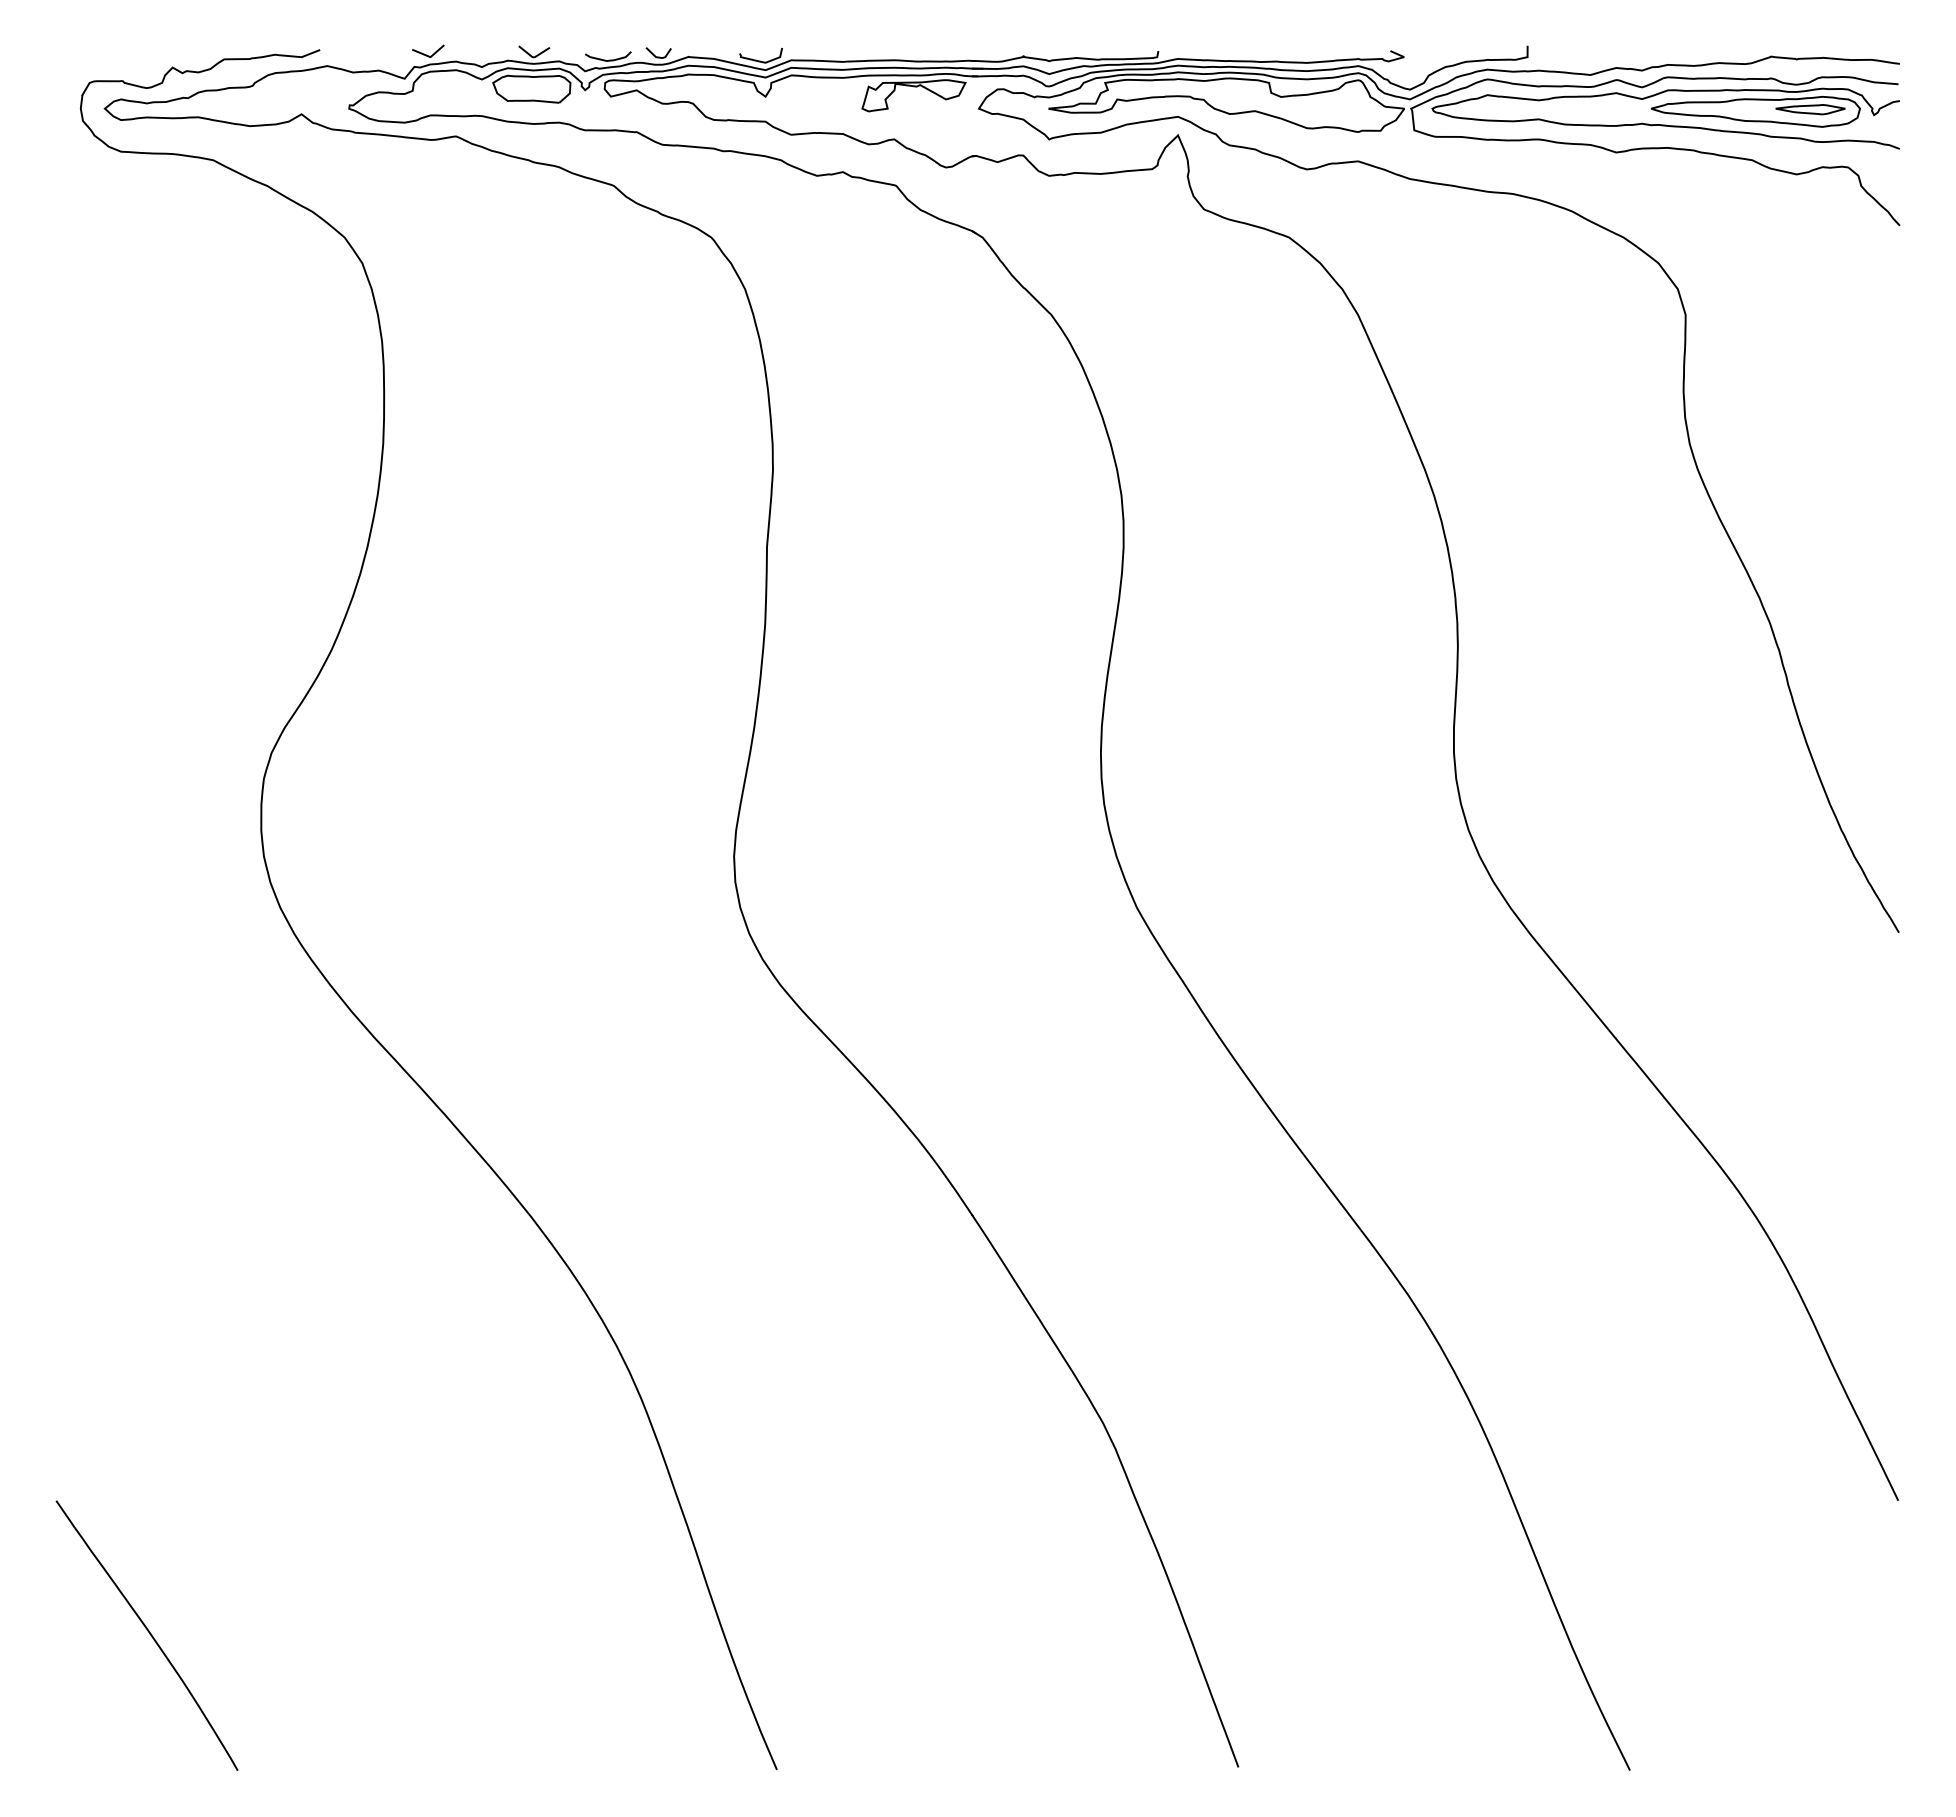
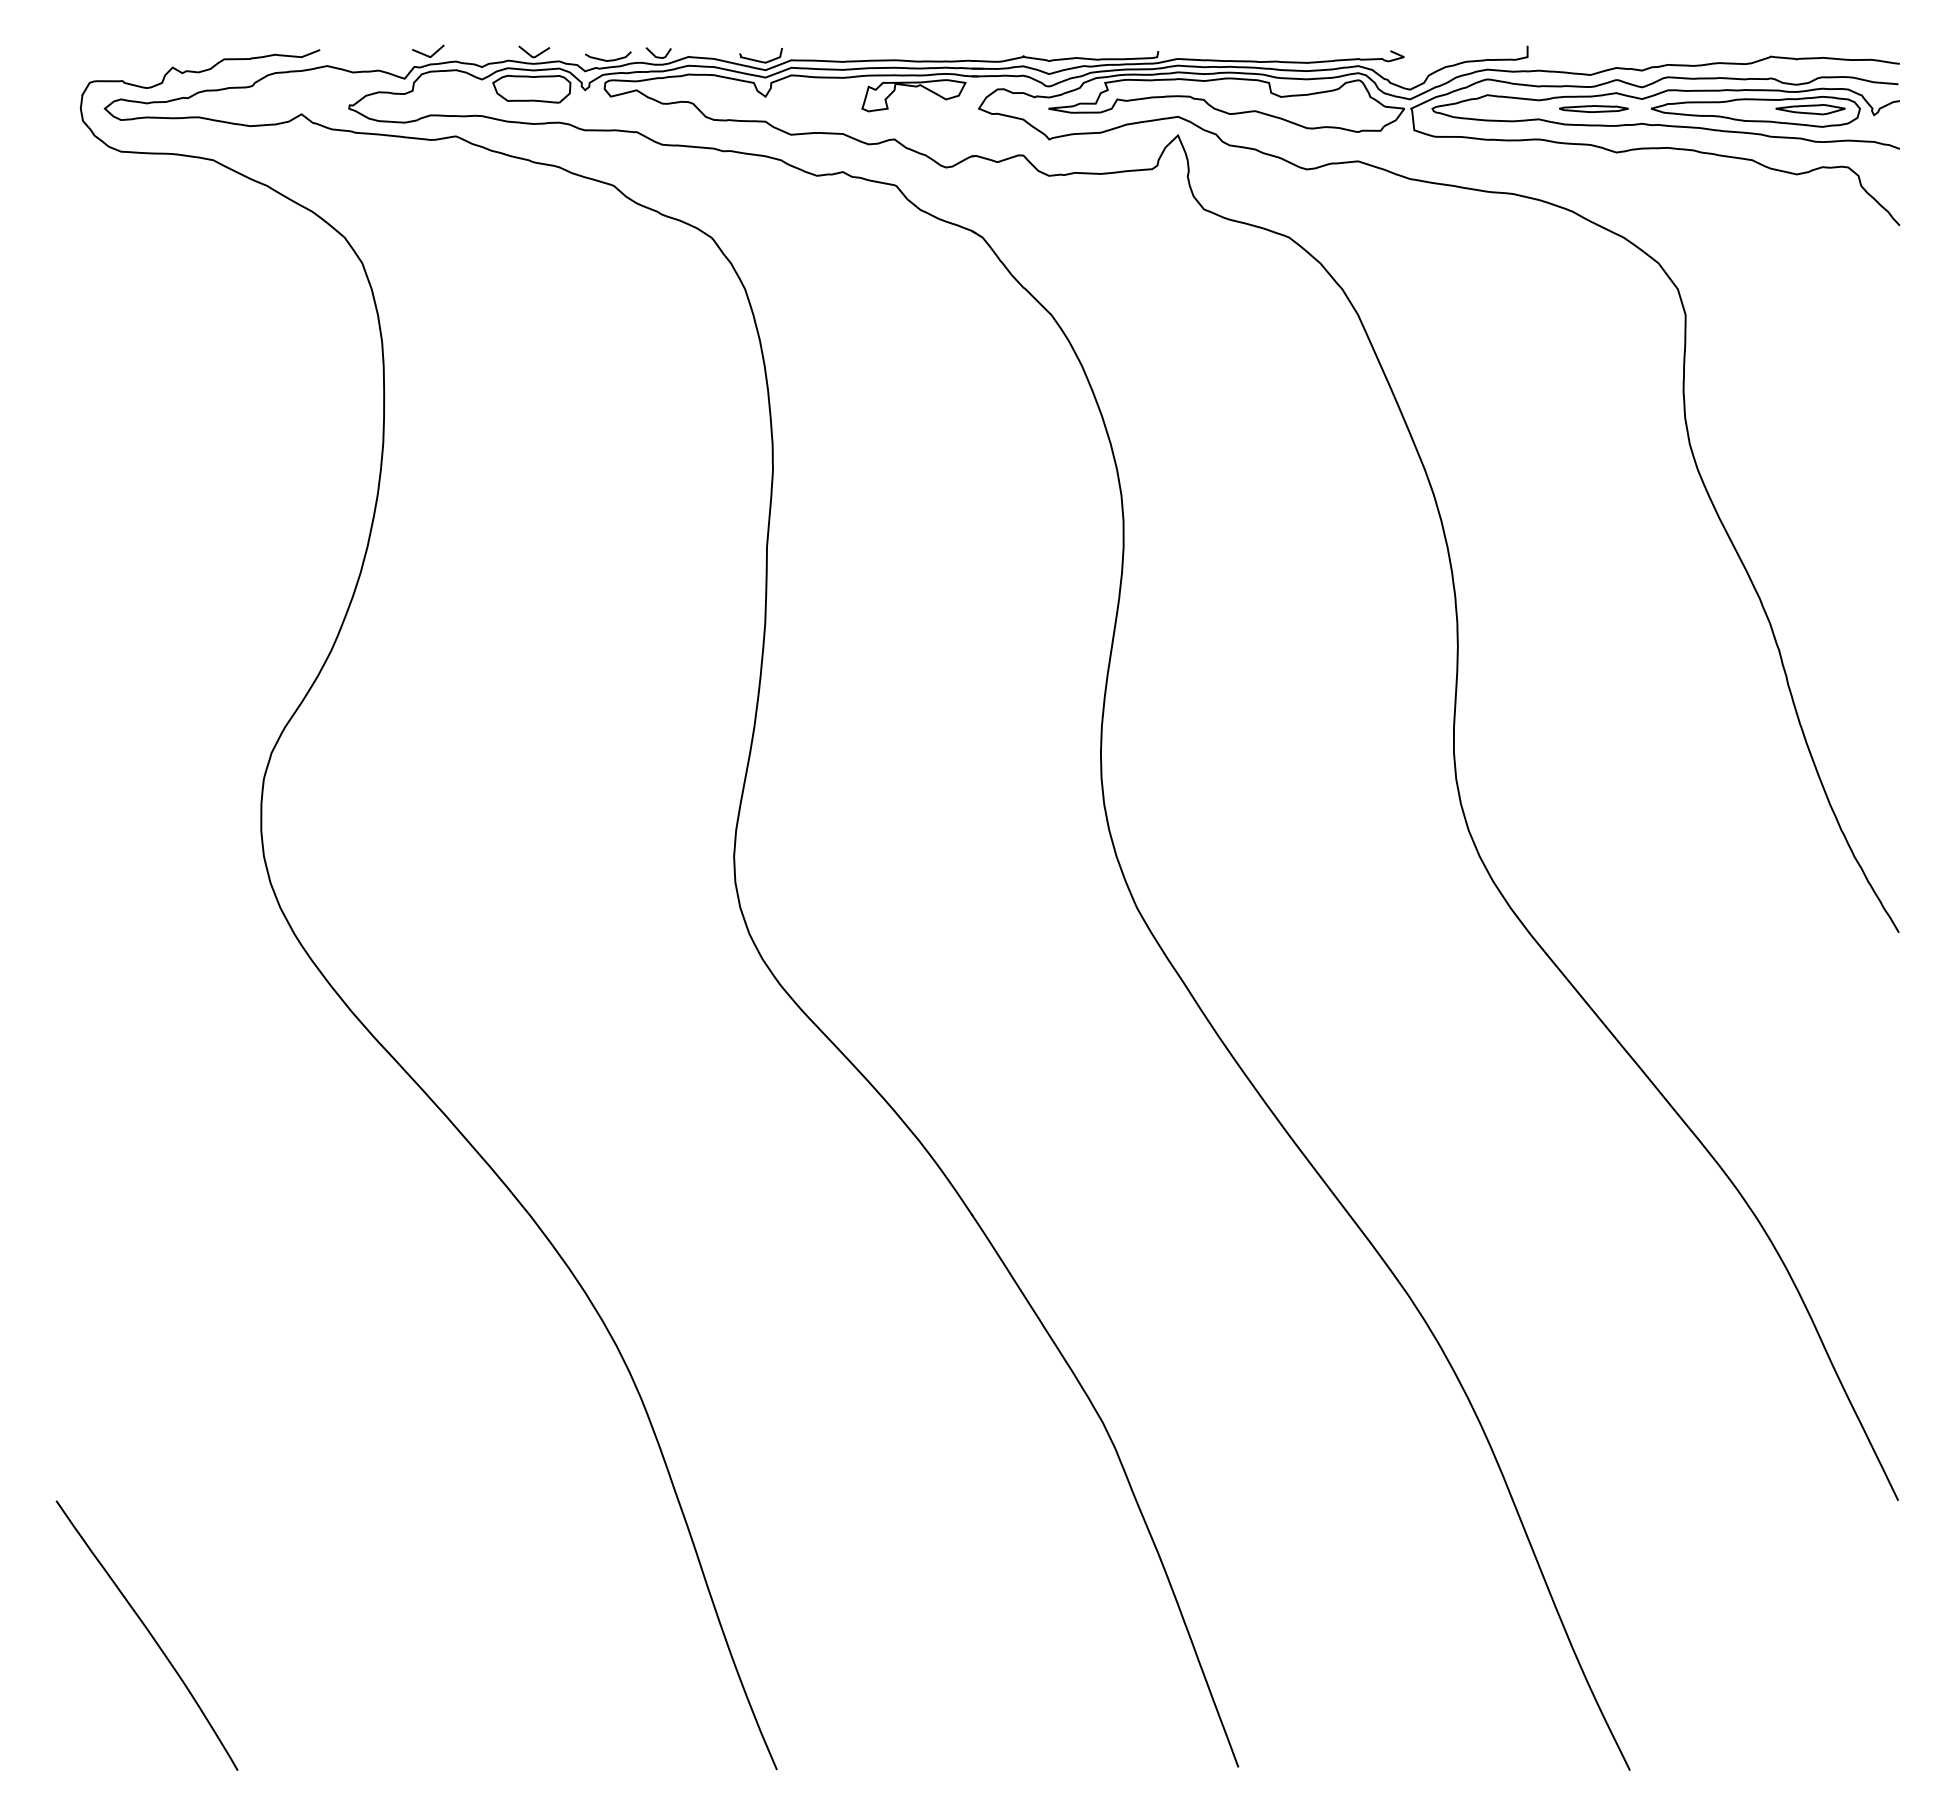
part: none -> present (1593, 108)
